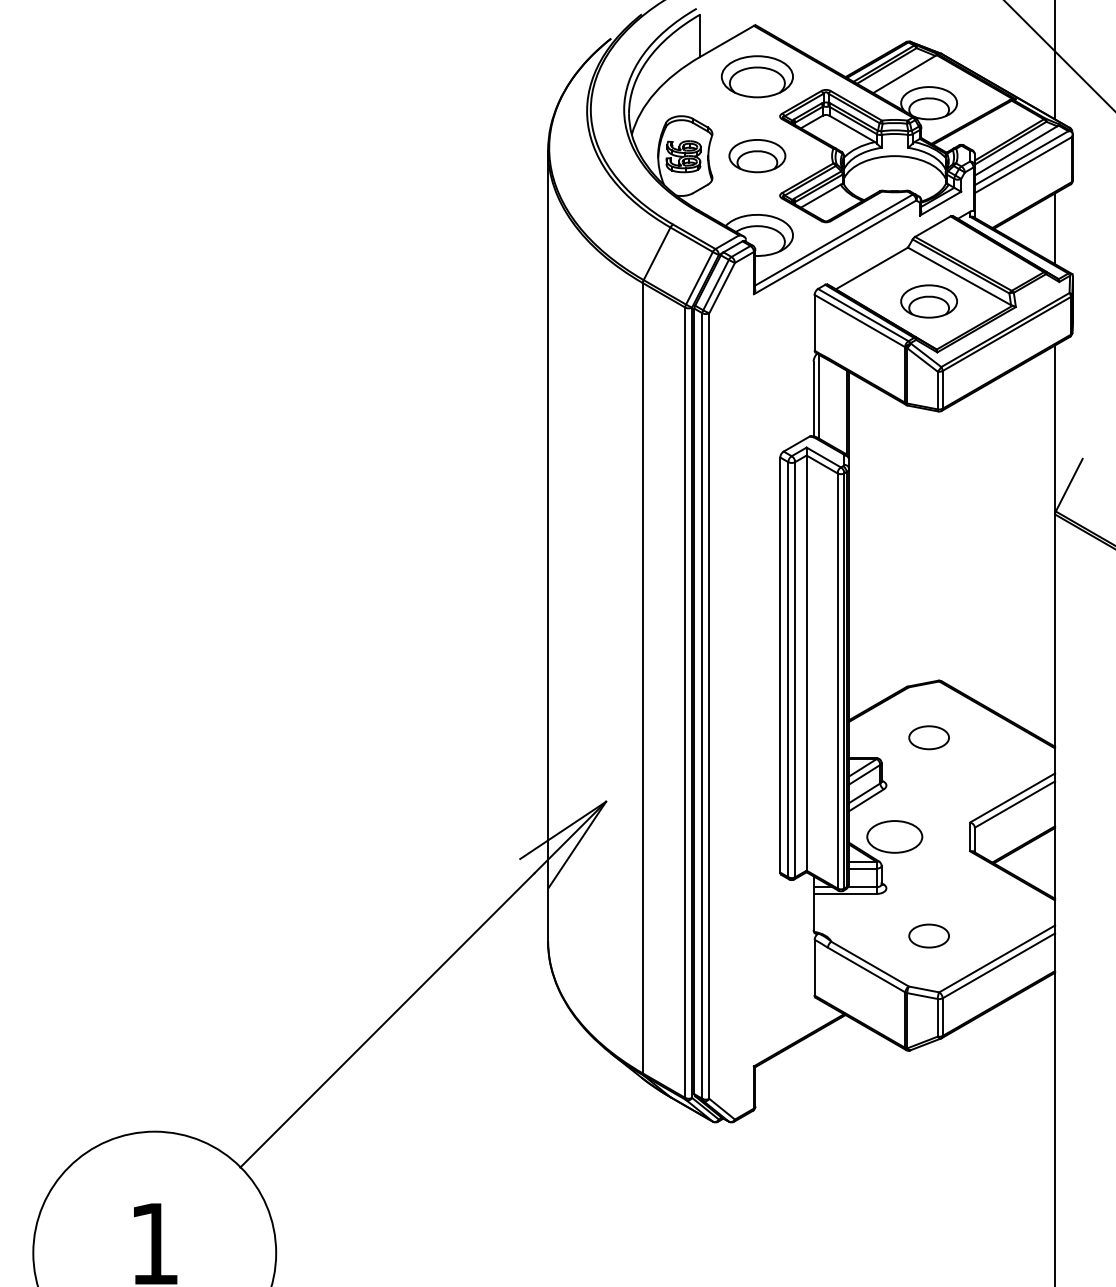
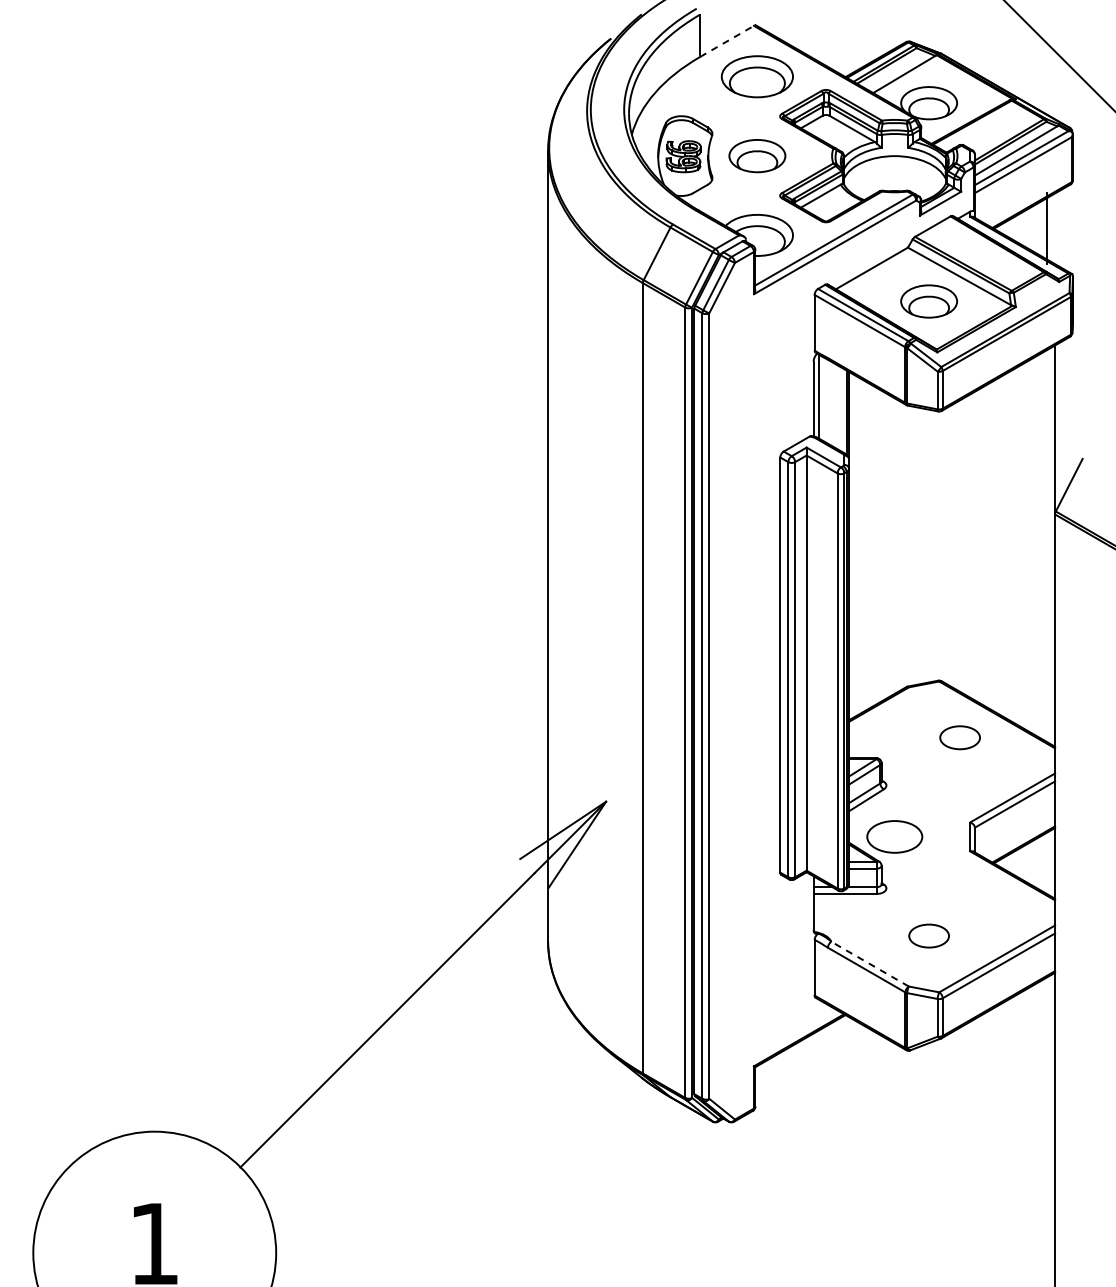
line: solid -> dashed (727, 41)
line: present -> none (1055, 60)
line position: (1055, 228) -> (1047, 228) (1047, 228)
part position: (928, 737) -> (959, 737) (959, 737)
line: solid -> dashed (870, 964)
